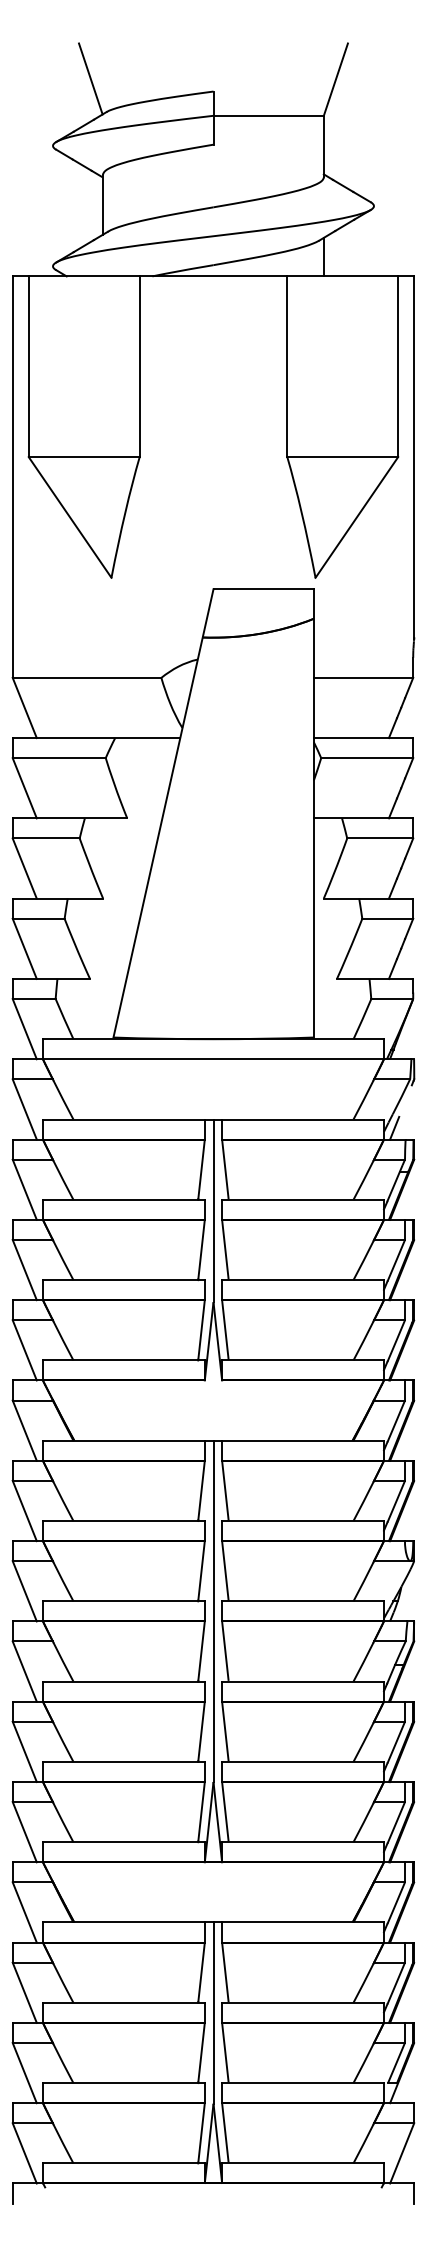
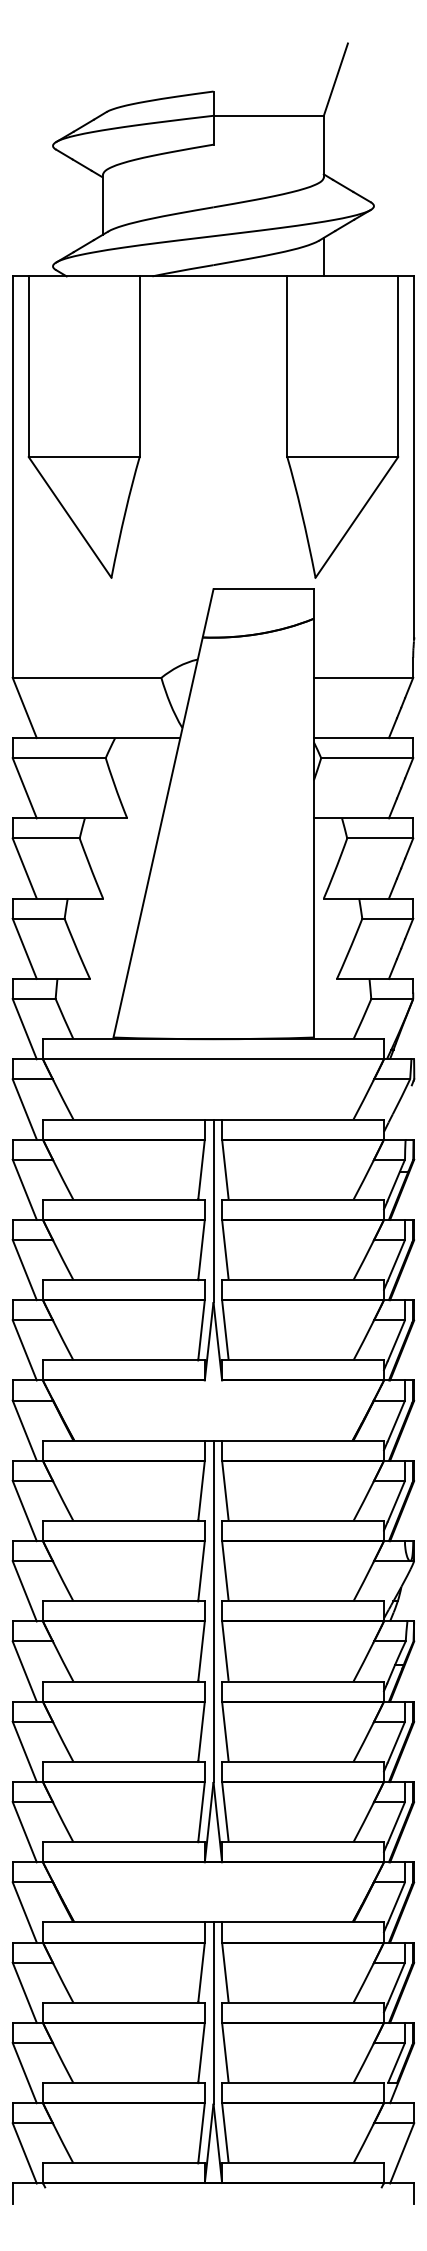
line: present -> none (90, 78)
line: present -> none (394, 1127)
